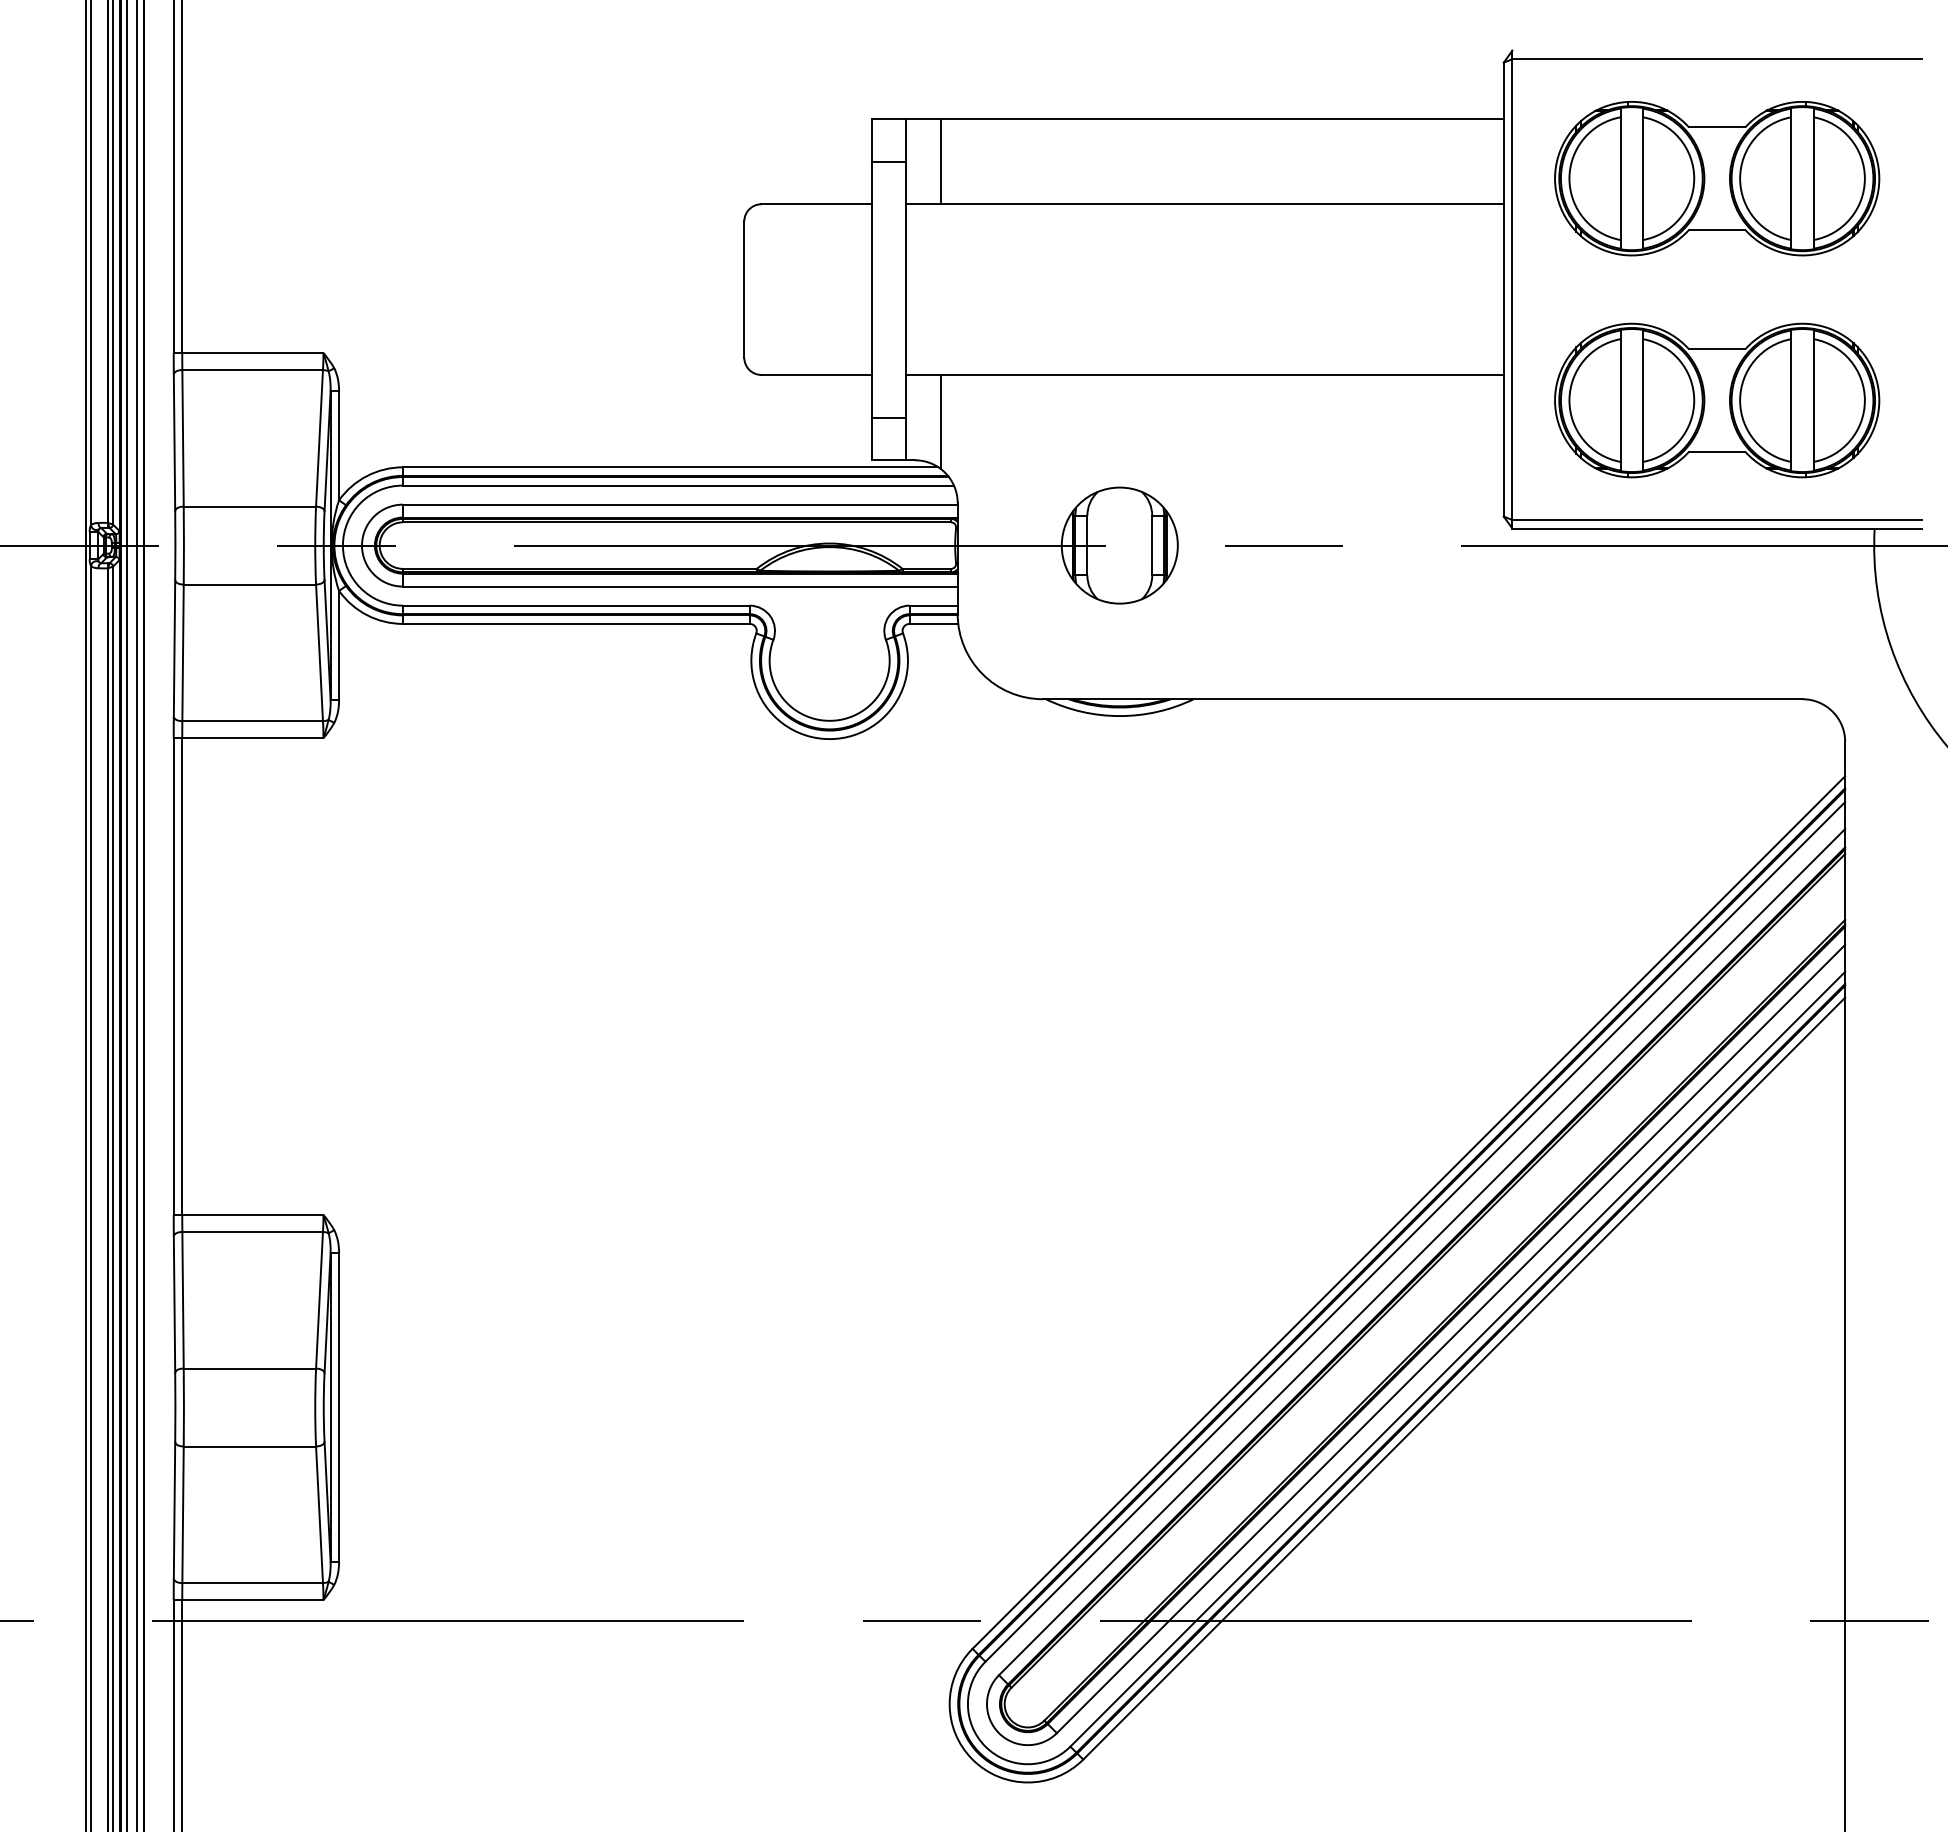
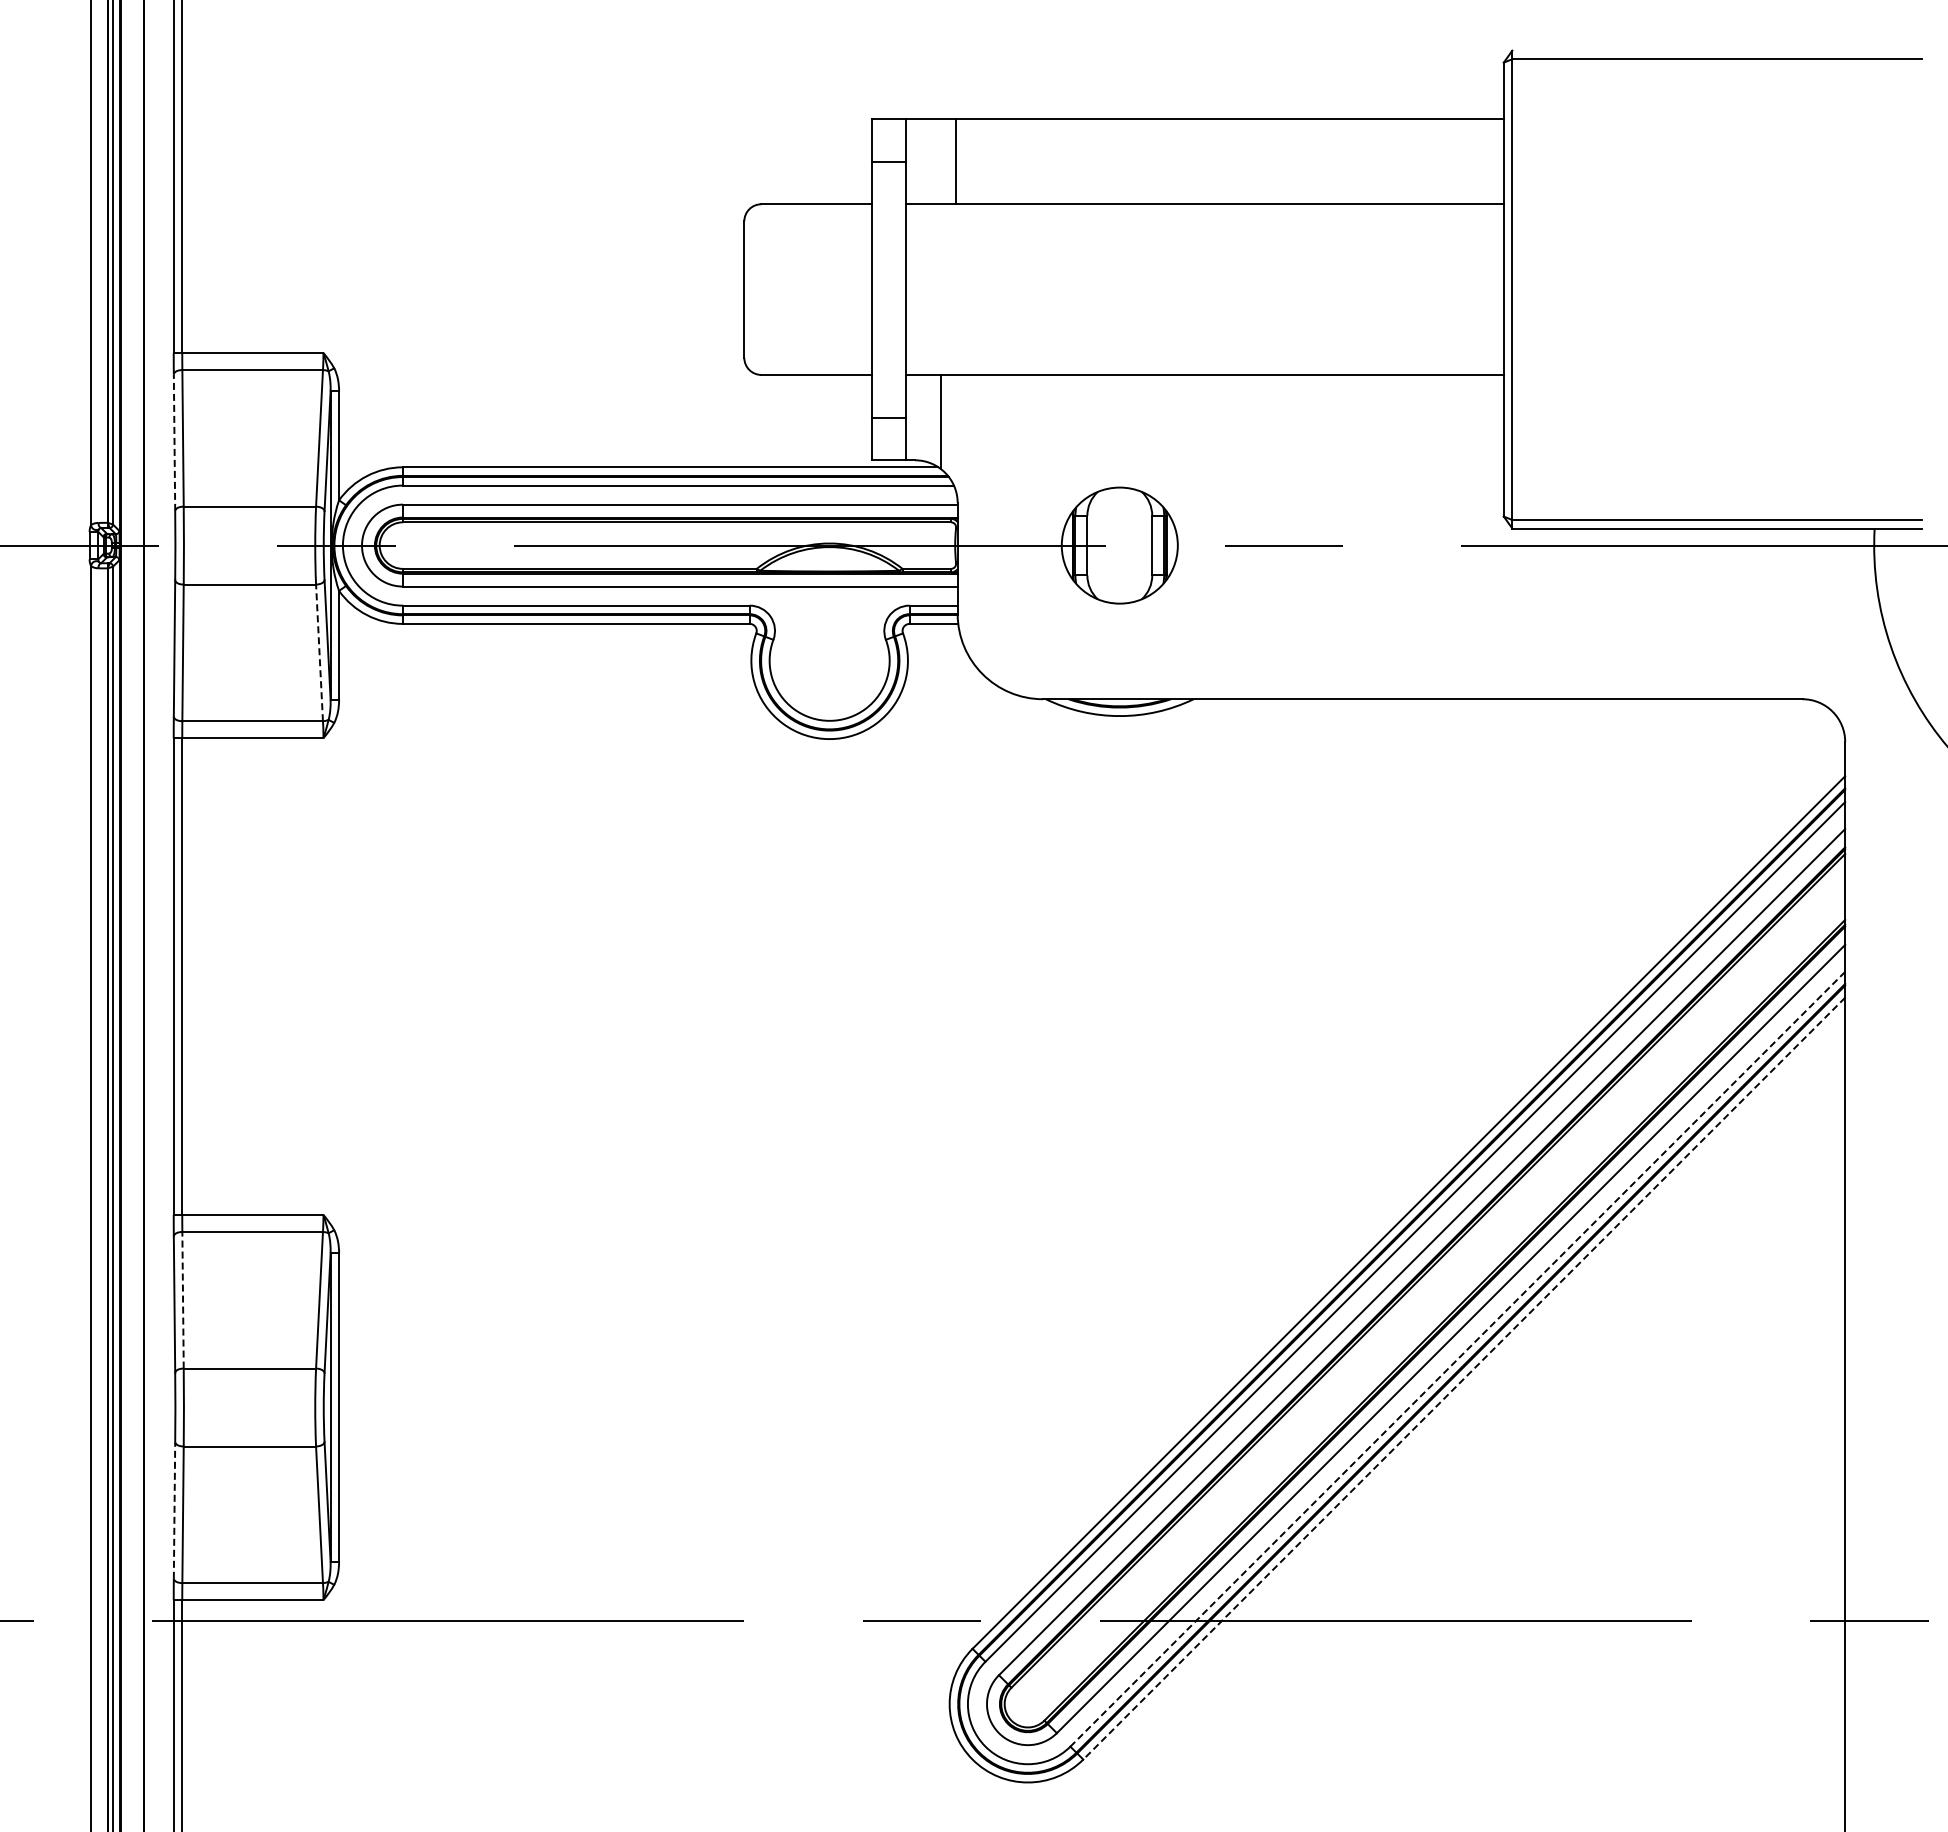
line position: (940, 161) -> (955, 161) (955, 161)
part: present -> none (1717, 178)
part: present -> none (1717, 400)
line: solid -> dashed (174, 442)
line: solid -> dashed (319, 652)
line: present -> none (86, 915)
line: present -> none (126, 915)
line: present -> none (136, 915)
line: solid -> dashed (183, 1299)
line: solid -> dashed (1457, 1359)
line: solid -> dashed (1464, 1378)
line: solid -> dashed (174, 1510)
